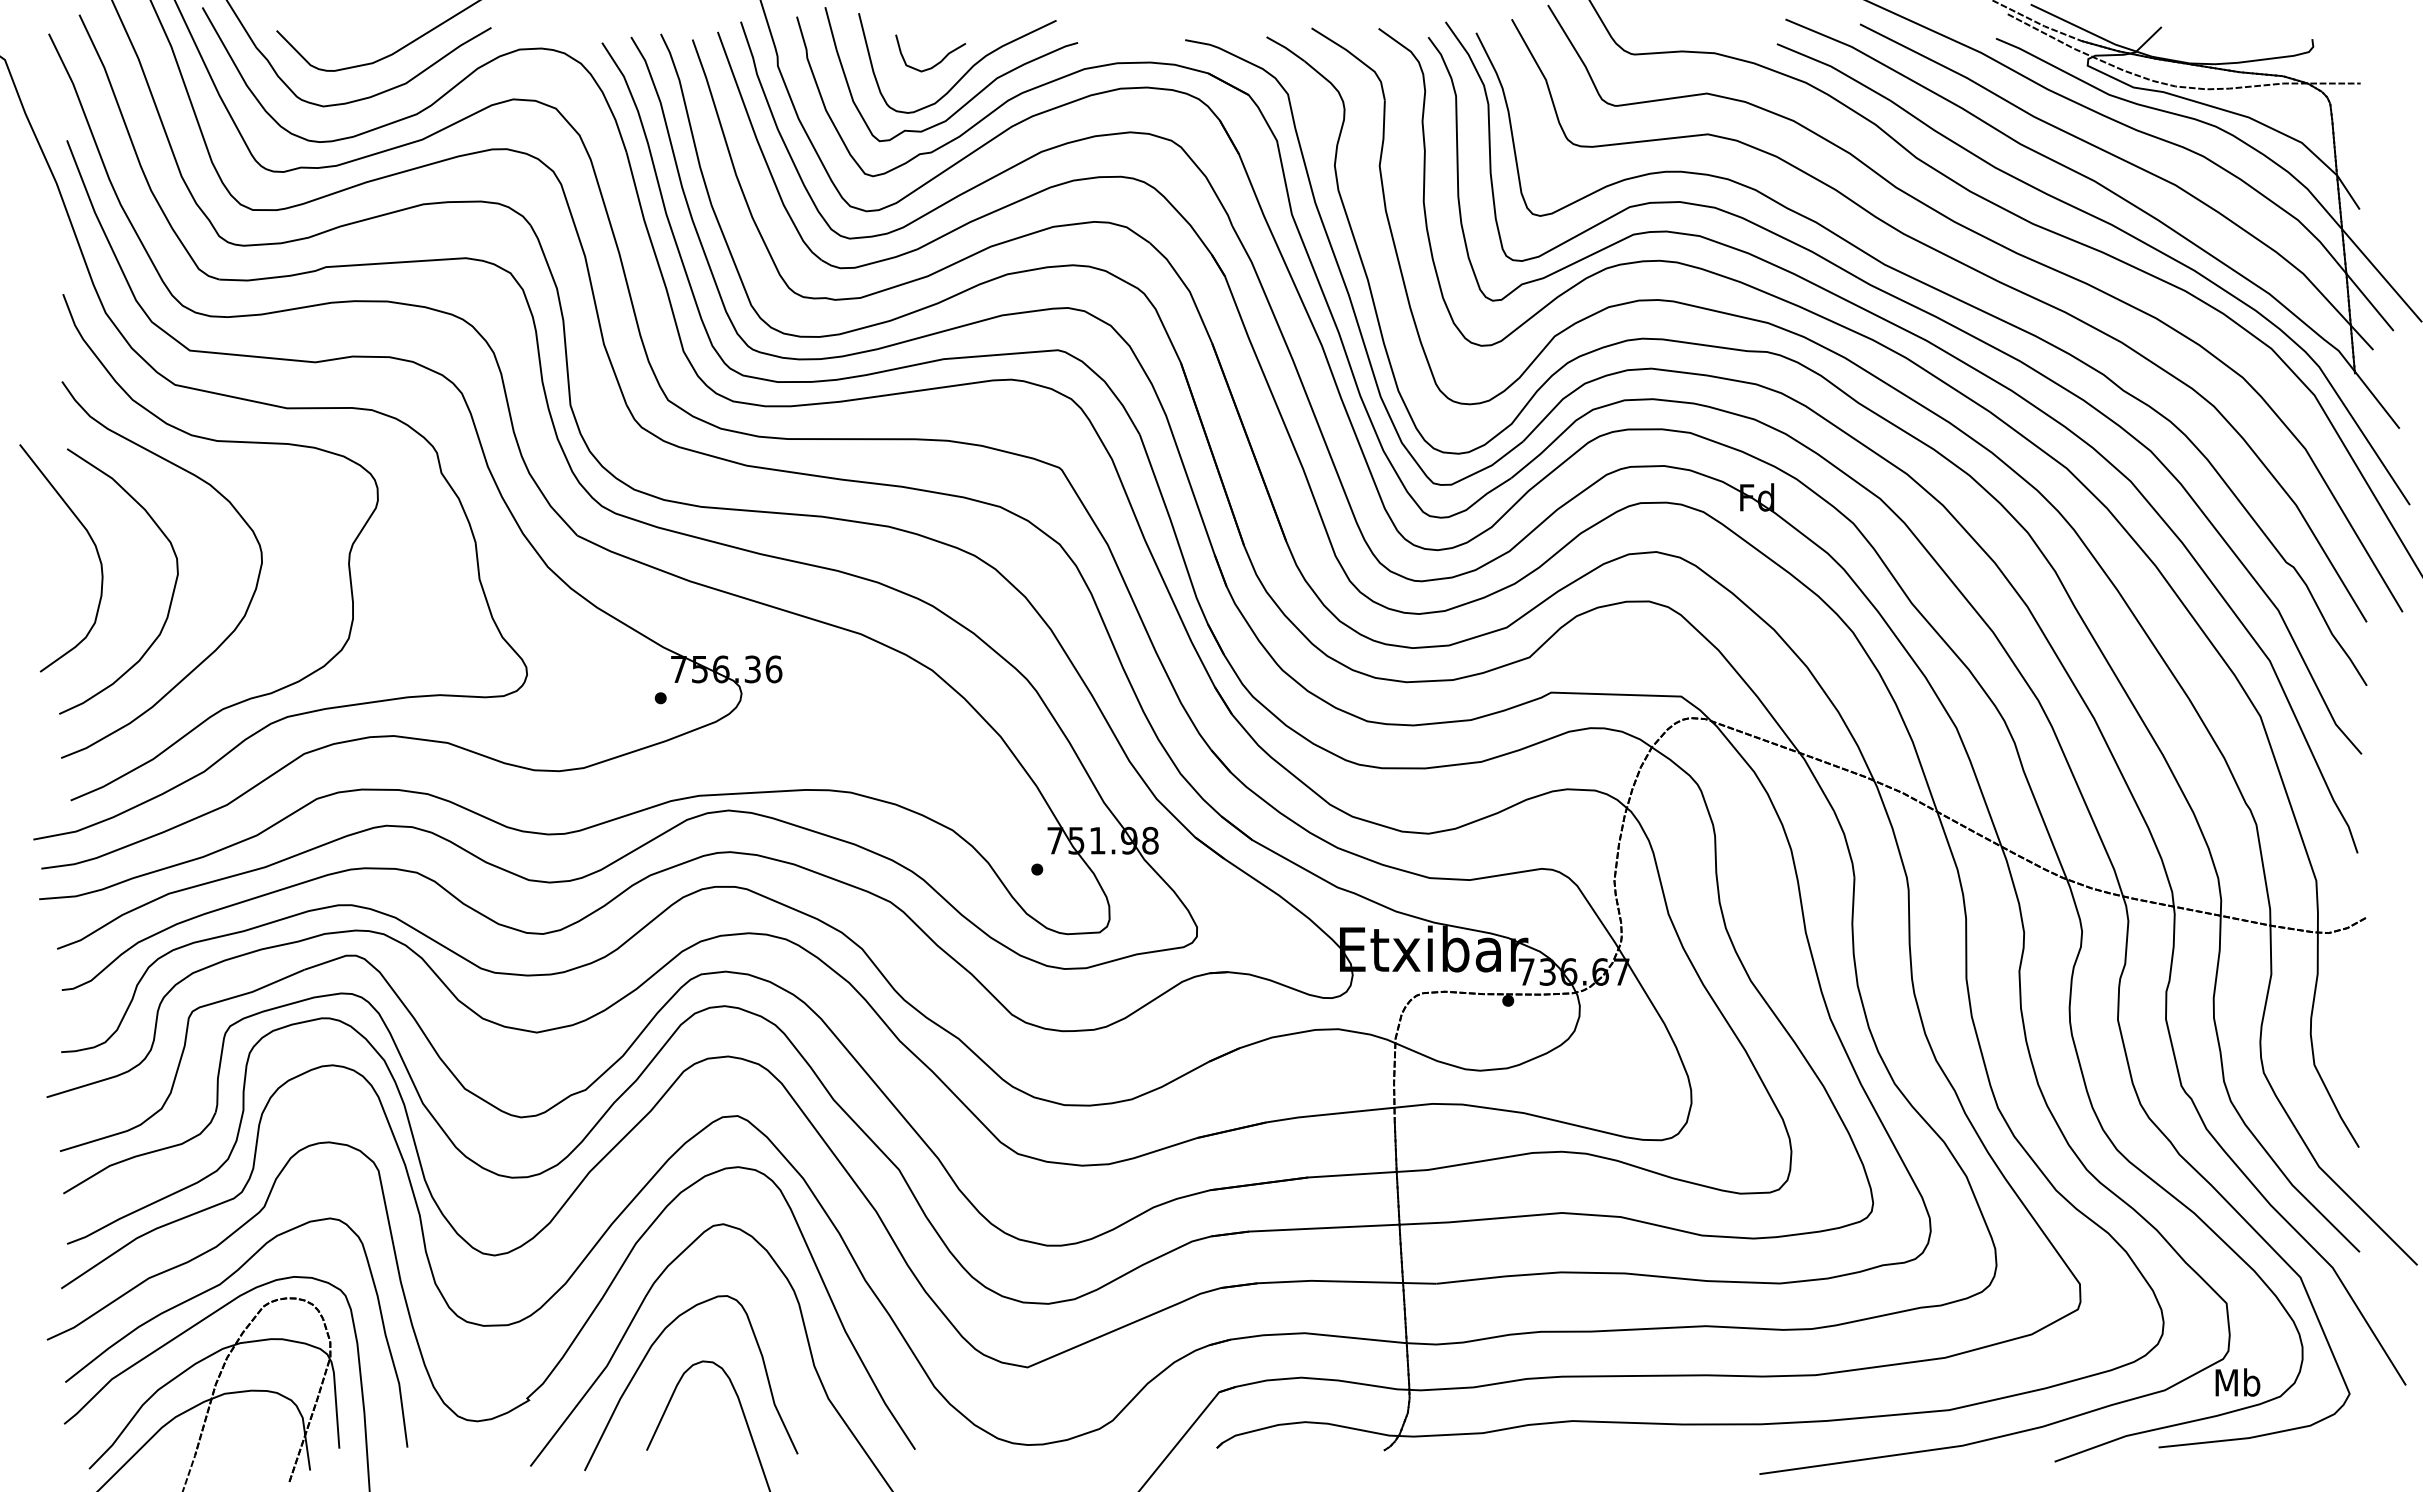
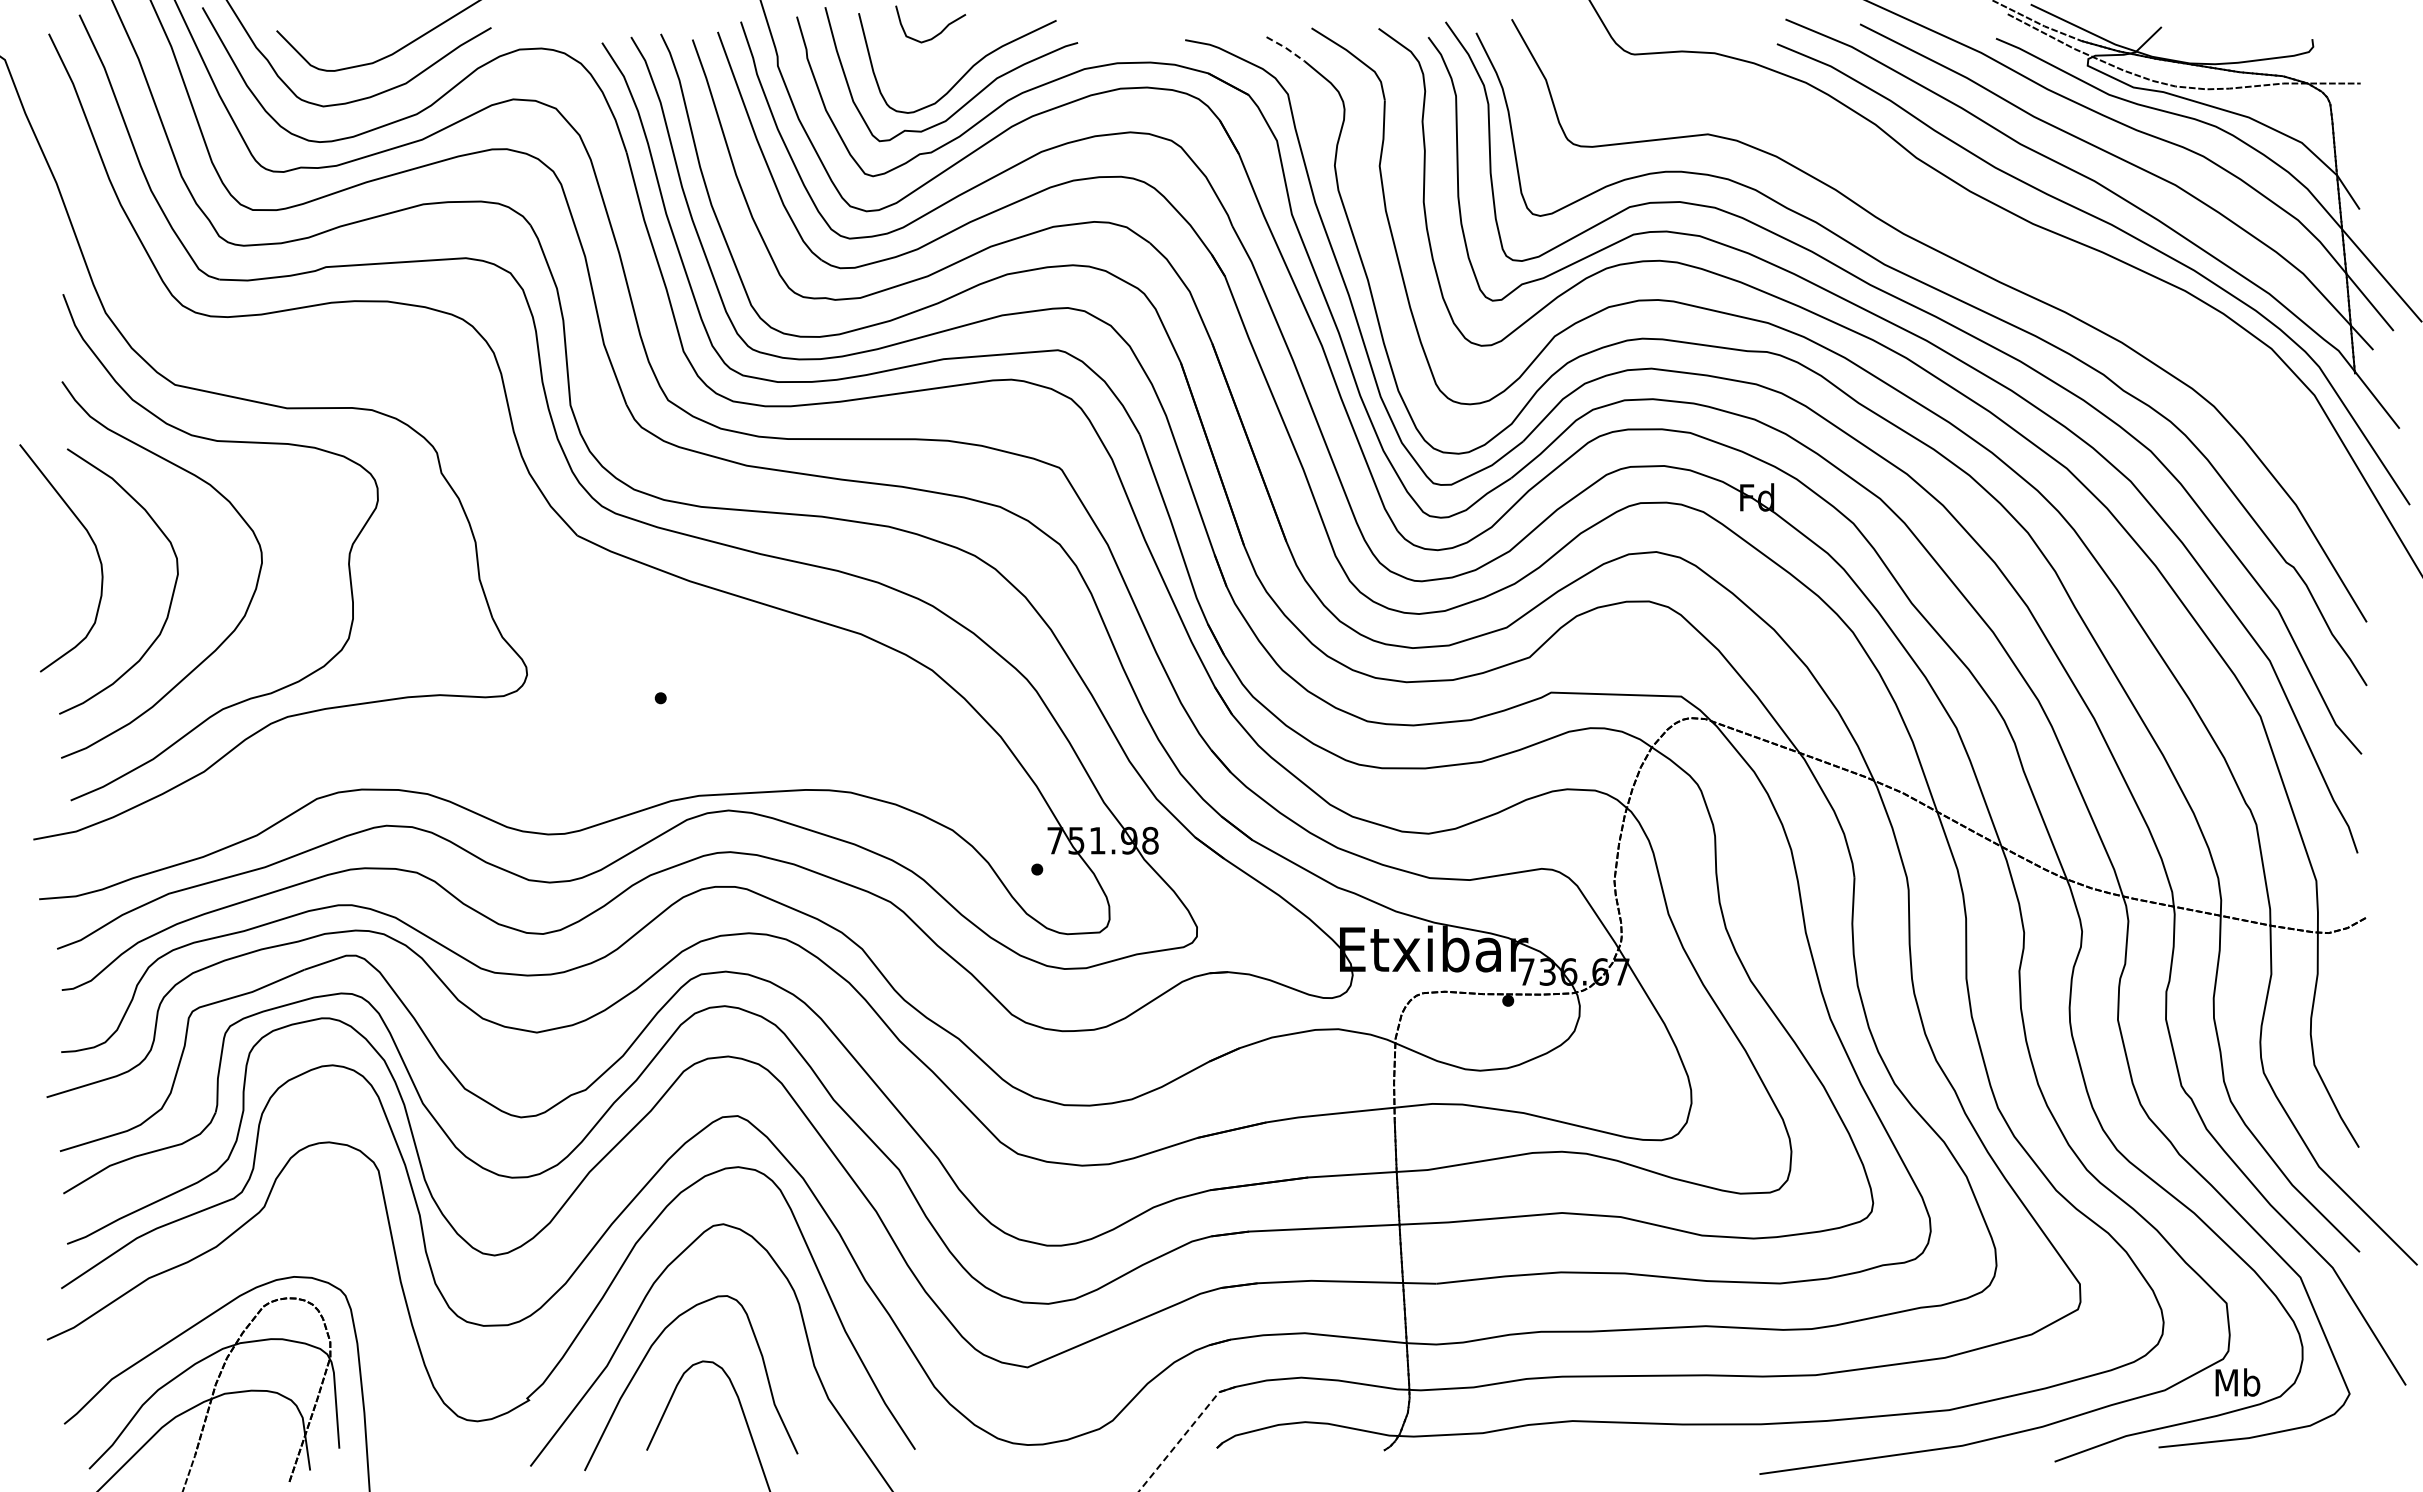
line: solid -> dashed (1285, 47)
curve position: (936, 63) -> (936, 34) (936, 34)
curve: present -> none (2004, 248)
part: present -> none (486, 466)
curve: present -> none (214, 1288)
line: solid -> dashed (1184, 1434)
